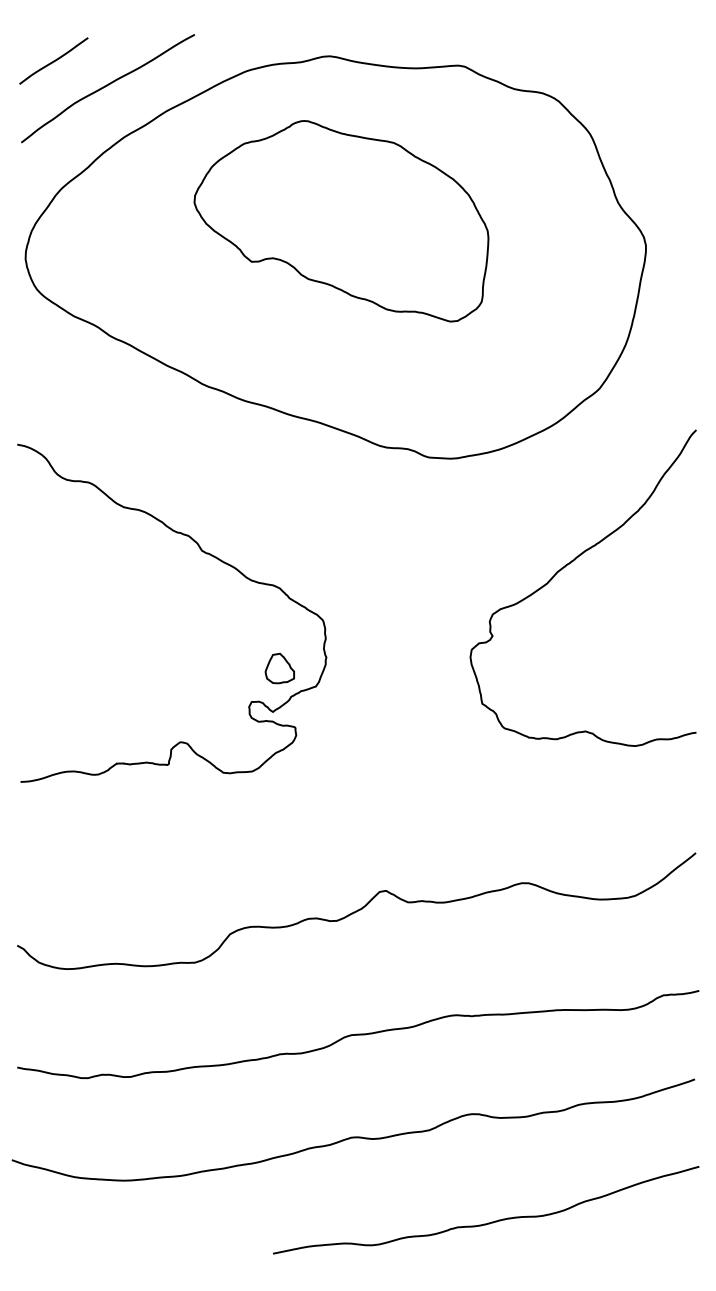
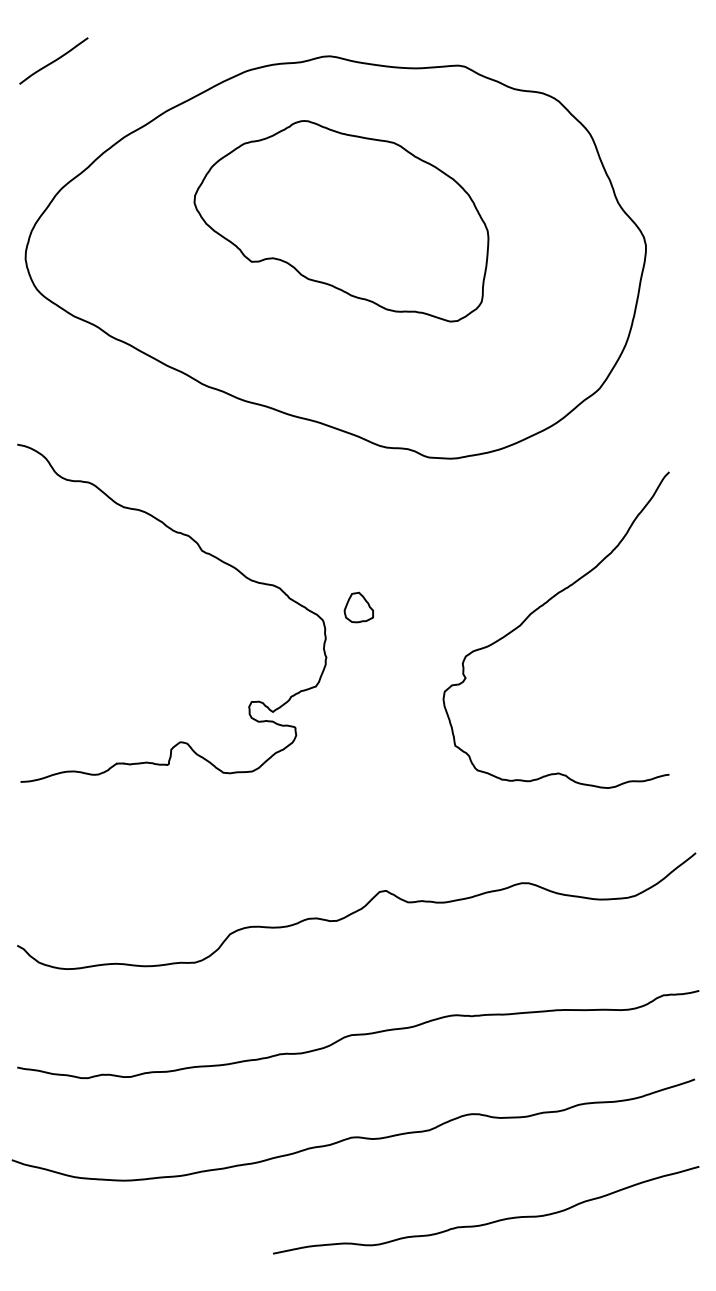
curve: present -> none (107, 86)
curve position: (565, 567) -> (538, 609) (538, 609)
part position: (279, 668) -> (358, 607) (358, 607)
